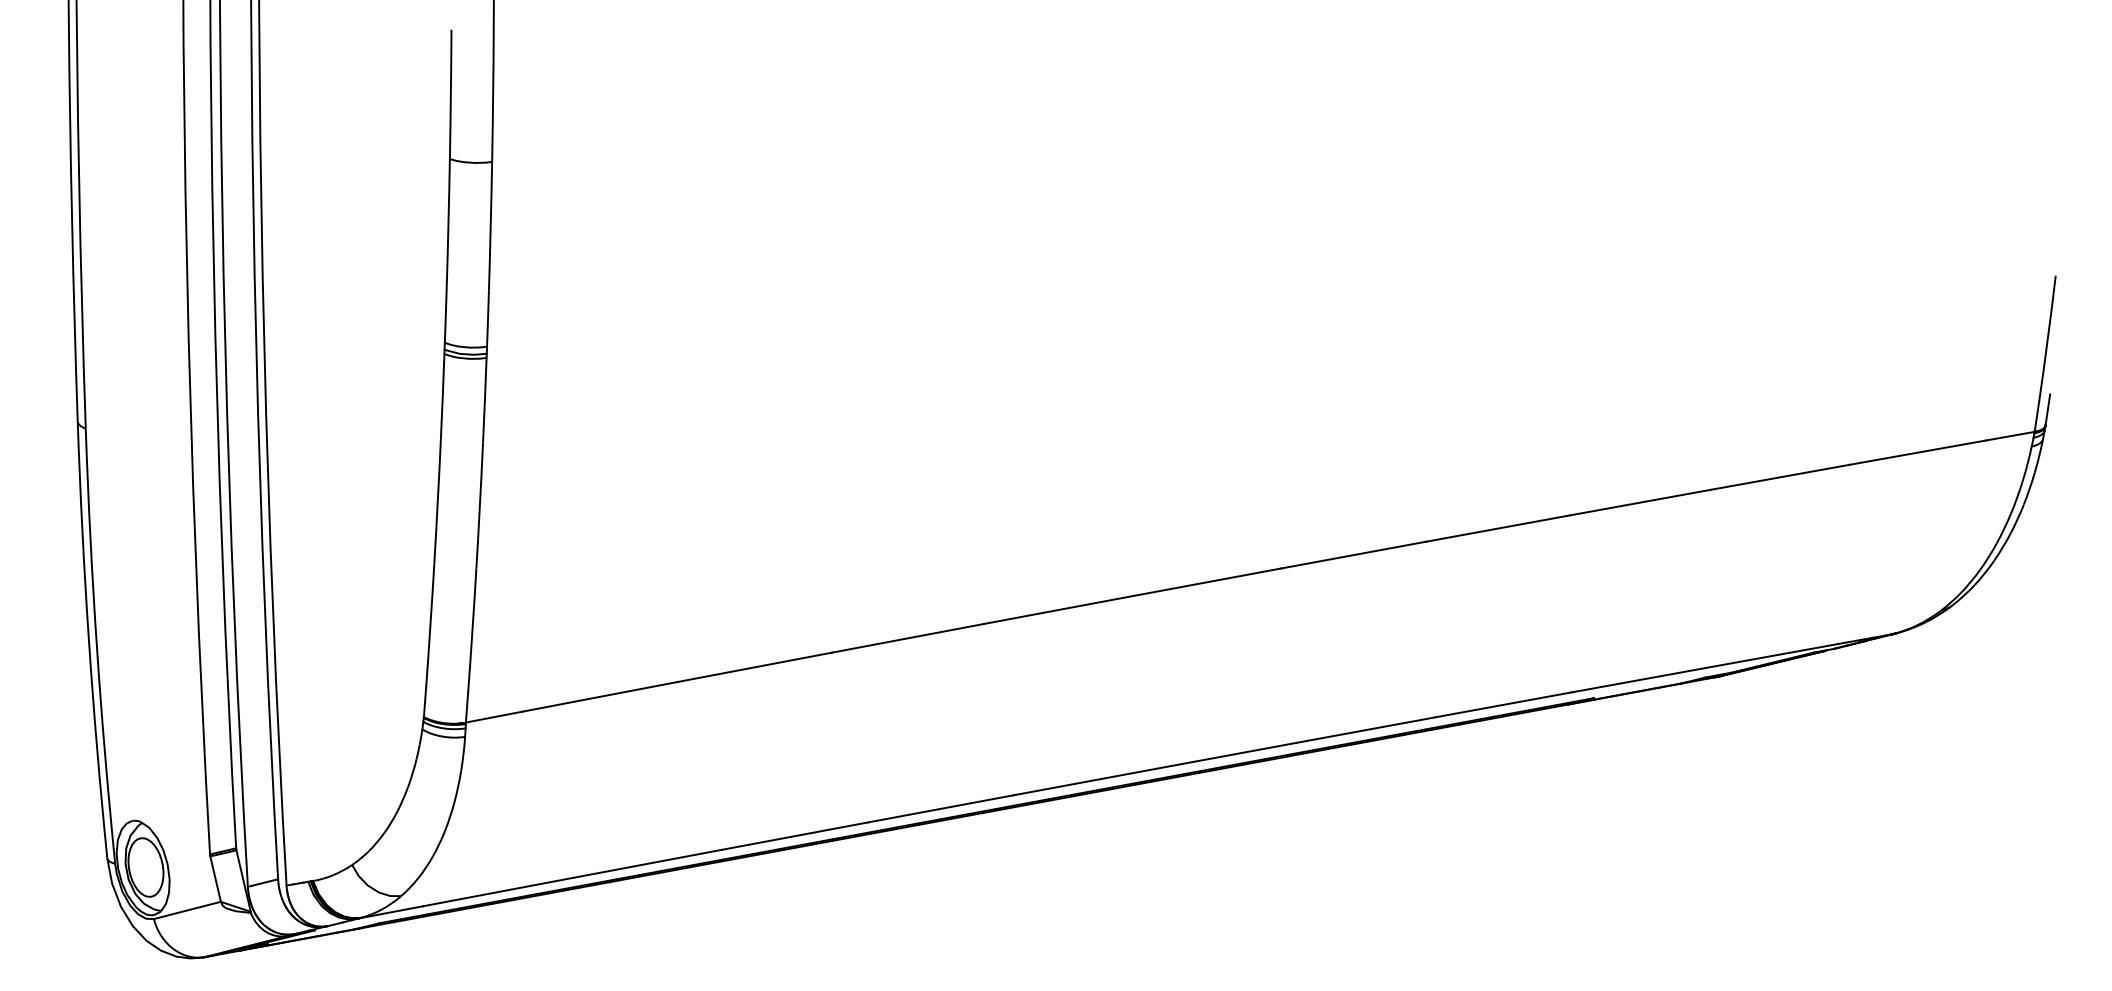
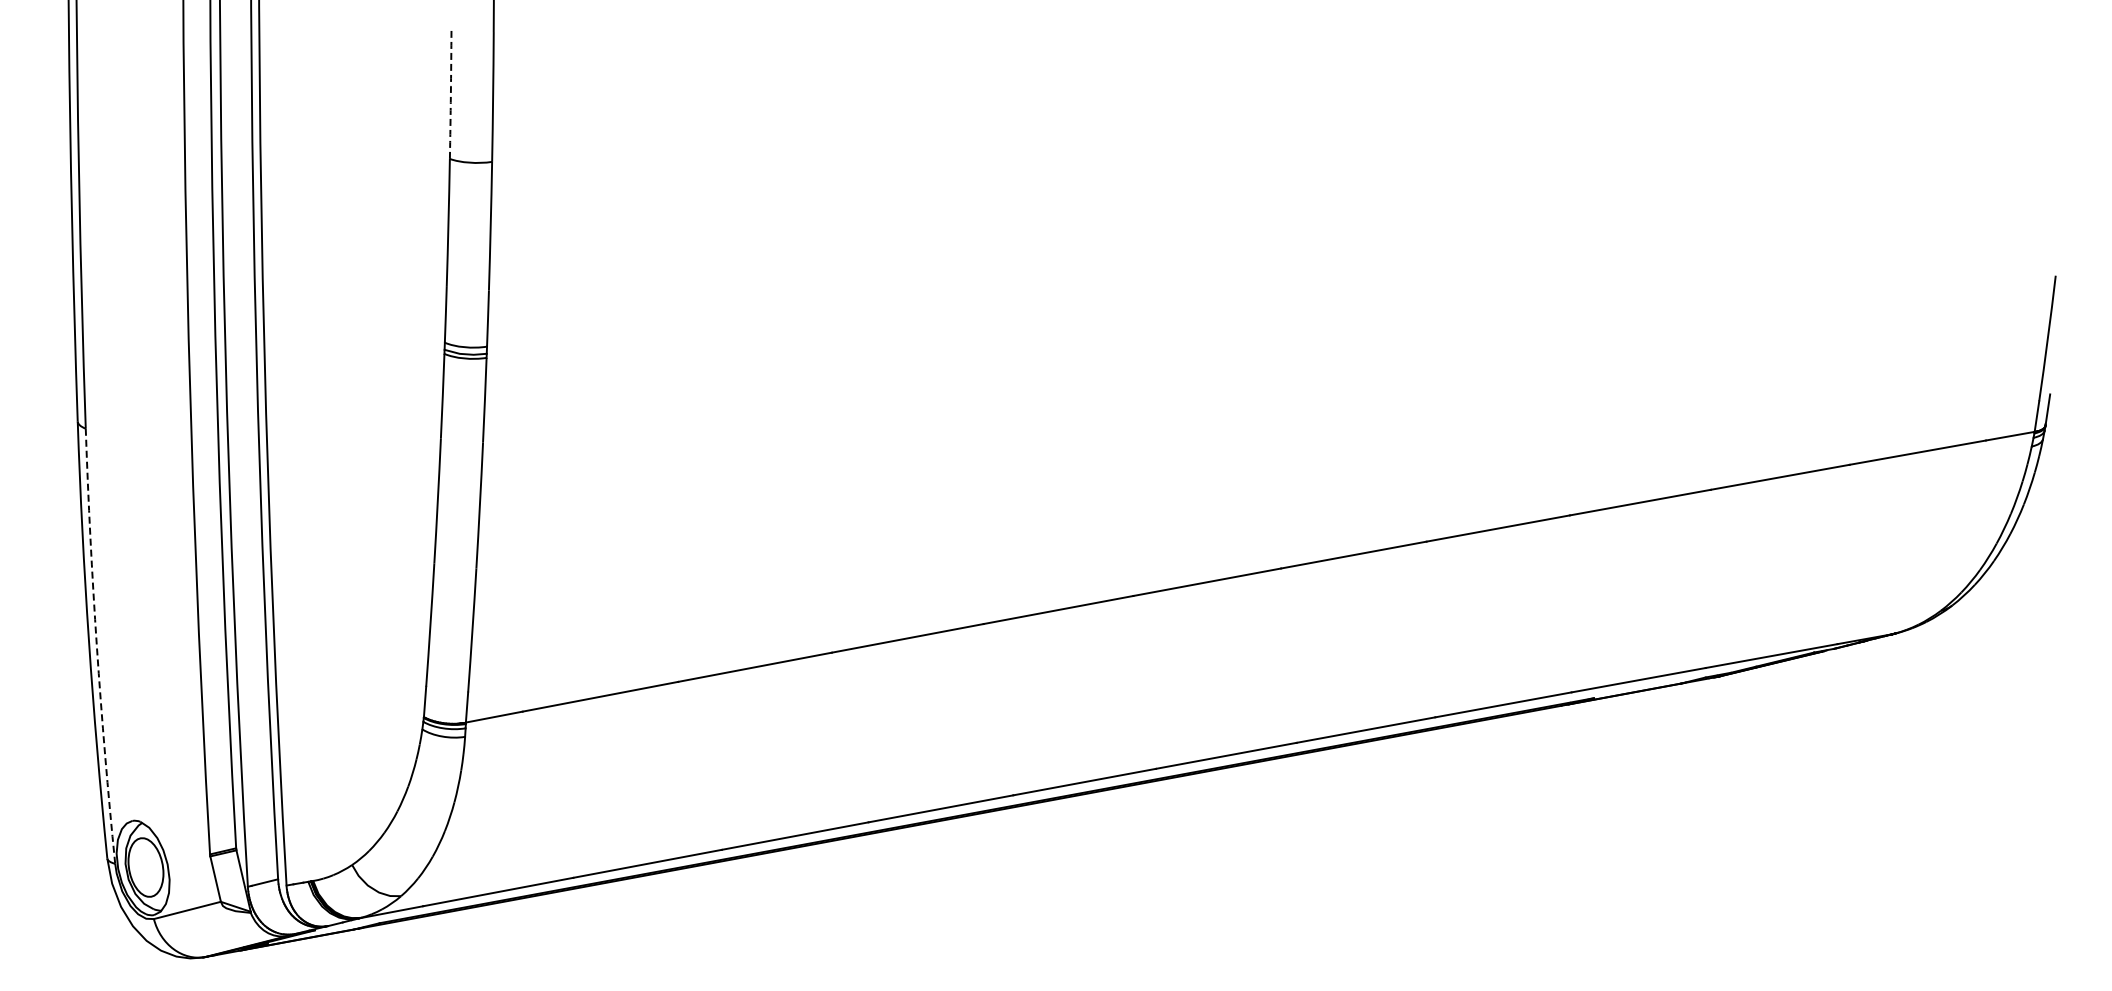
arc: solid -> dashed (450, 94)
arc: solid -> dashed (96, 646)
